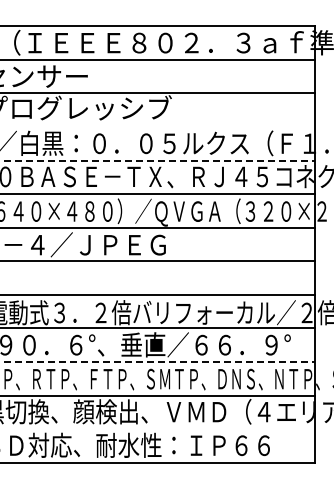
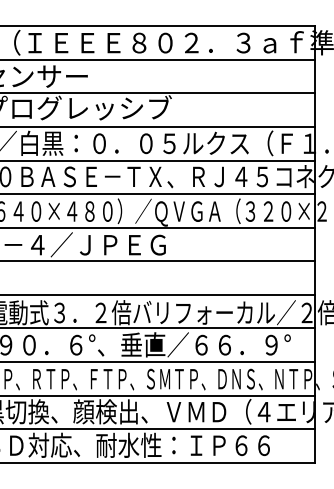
line: none -> present (158, 127)
line: dashed -> solid (157, 160)
line: dashed -> solid (157, 361)
line: none -> present (158, 429)
